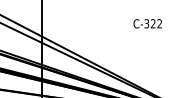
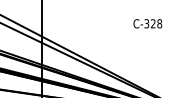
text: C-322 -> C-328 (159, 23)
